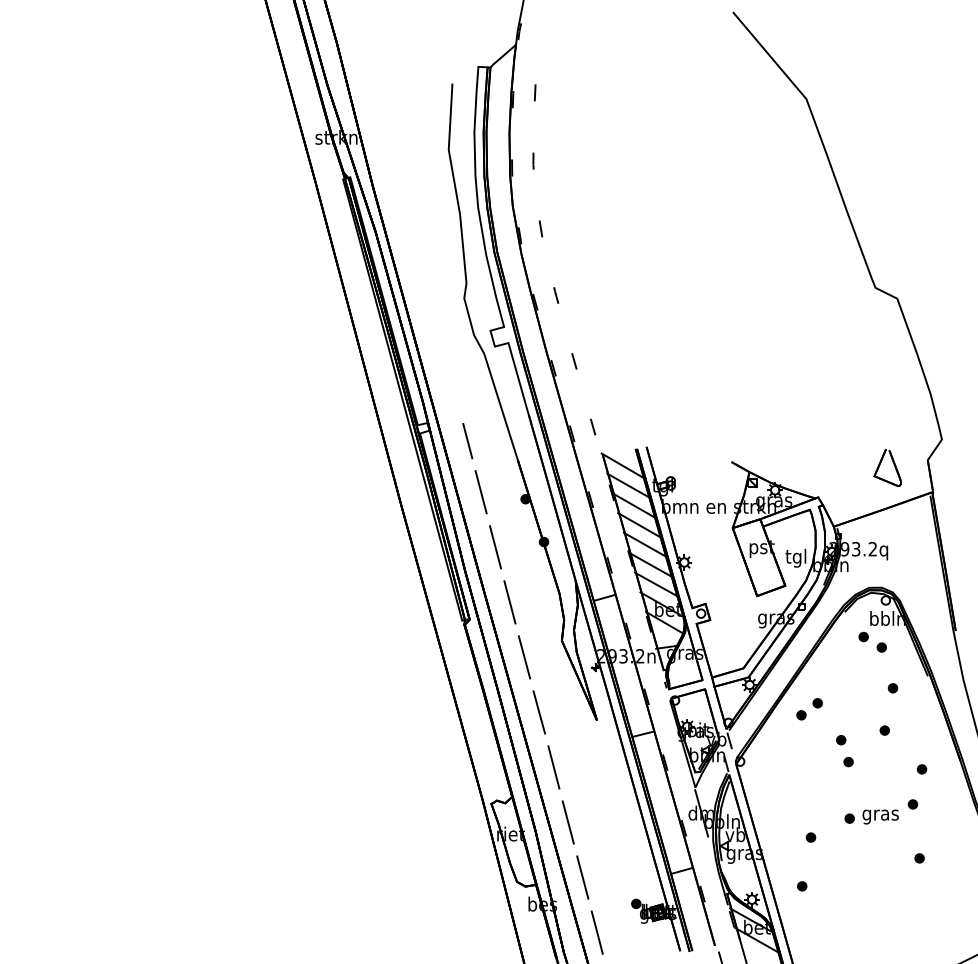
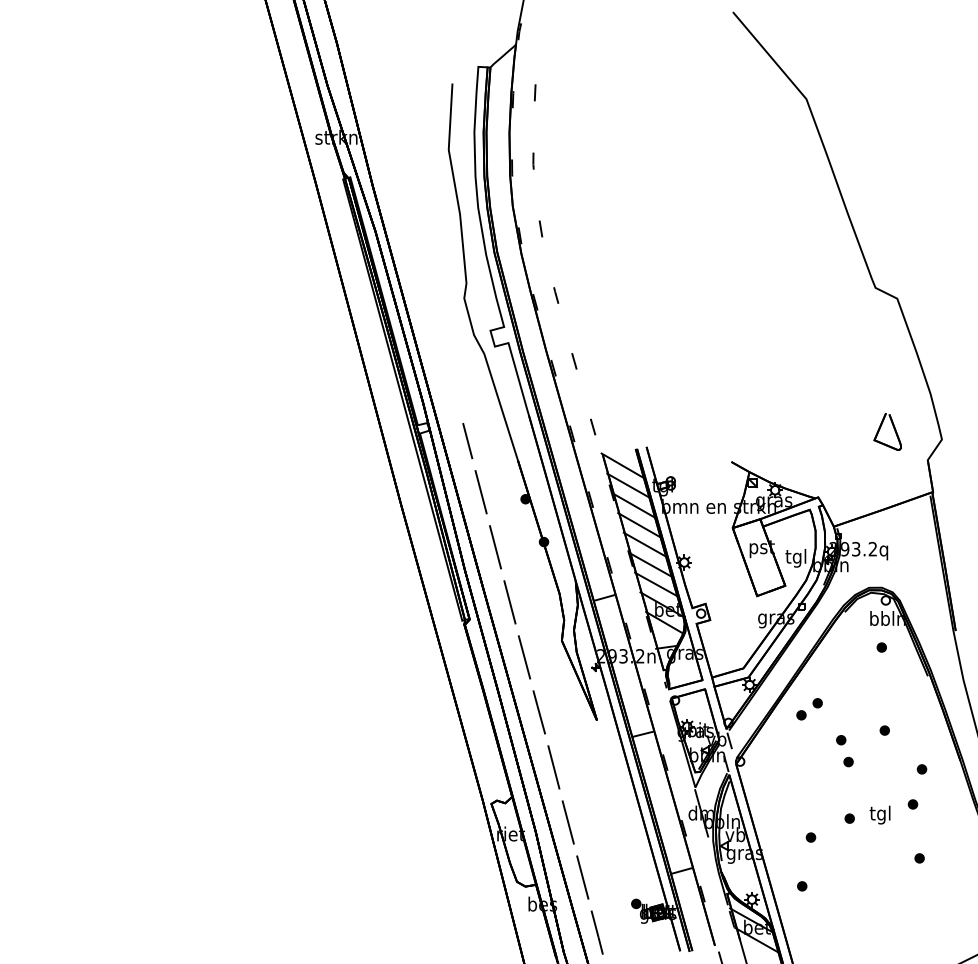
part position: (893, 464) -> (893, 428) (893, 428)
part: present -> none (863, 636)
part: present -> none (892, 688)
text: gras -> tgl (880, 814)
